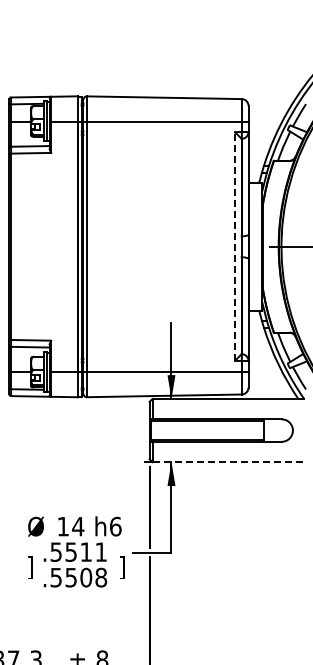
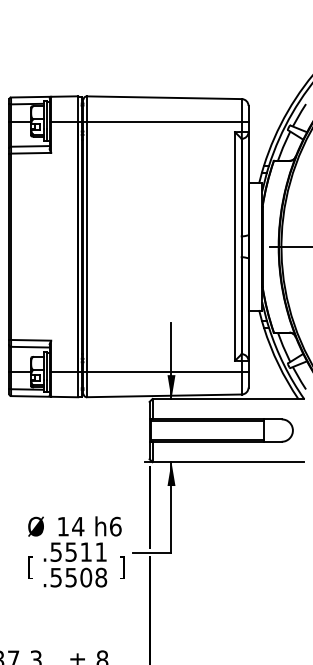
line: dashed -> solid (234, 246)
line: dashed -> solid (228, 462)
text: ] -> [ (30, 567)
